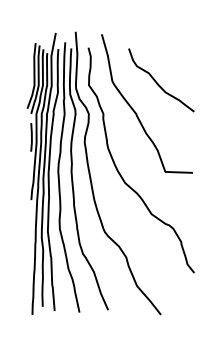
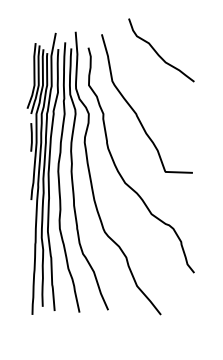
curve position: (158, 83) -> (158, 53) (158, 53)
